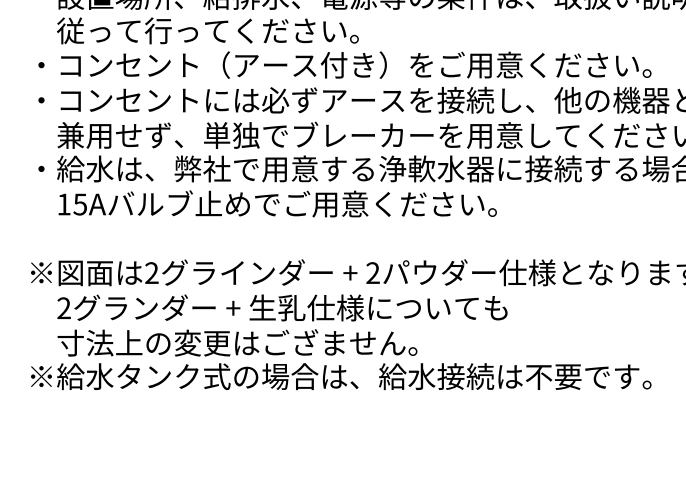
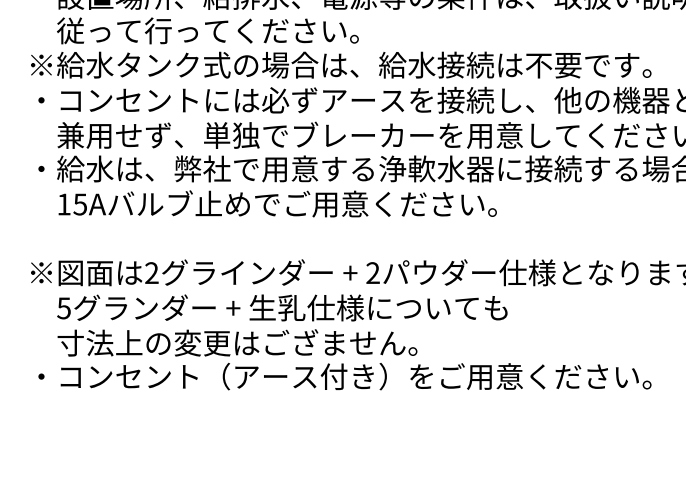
text: ・コンセント（アース付き）をご用意ください。 -> ※給水タンク式の場合は、給水接続は不要です。 (335, 64)
text: 2 -> 5 (63, 308)
text: ※給水タンク式の場合は、給水接続は不要です。 -> ・コンセント（アース付き）をご用意ください。 (335, 376)
